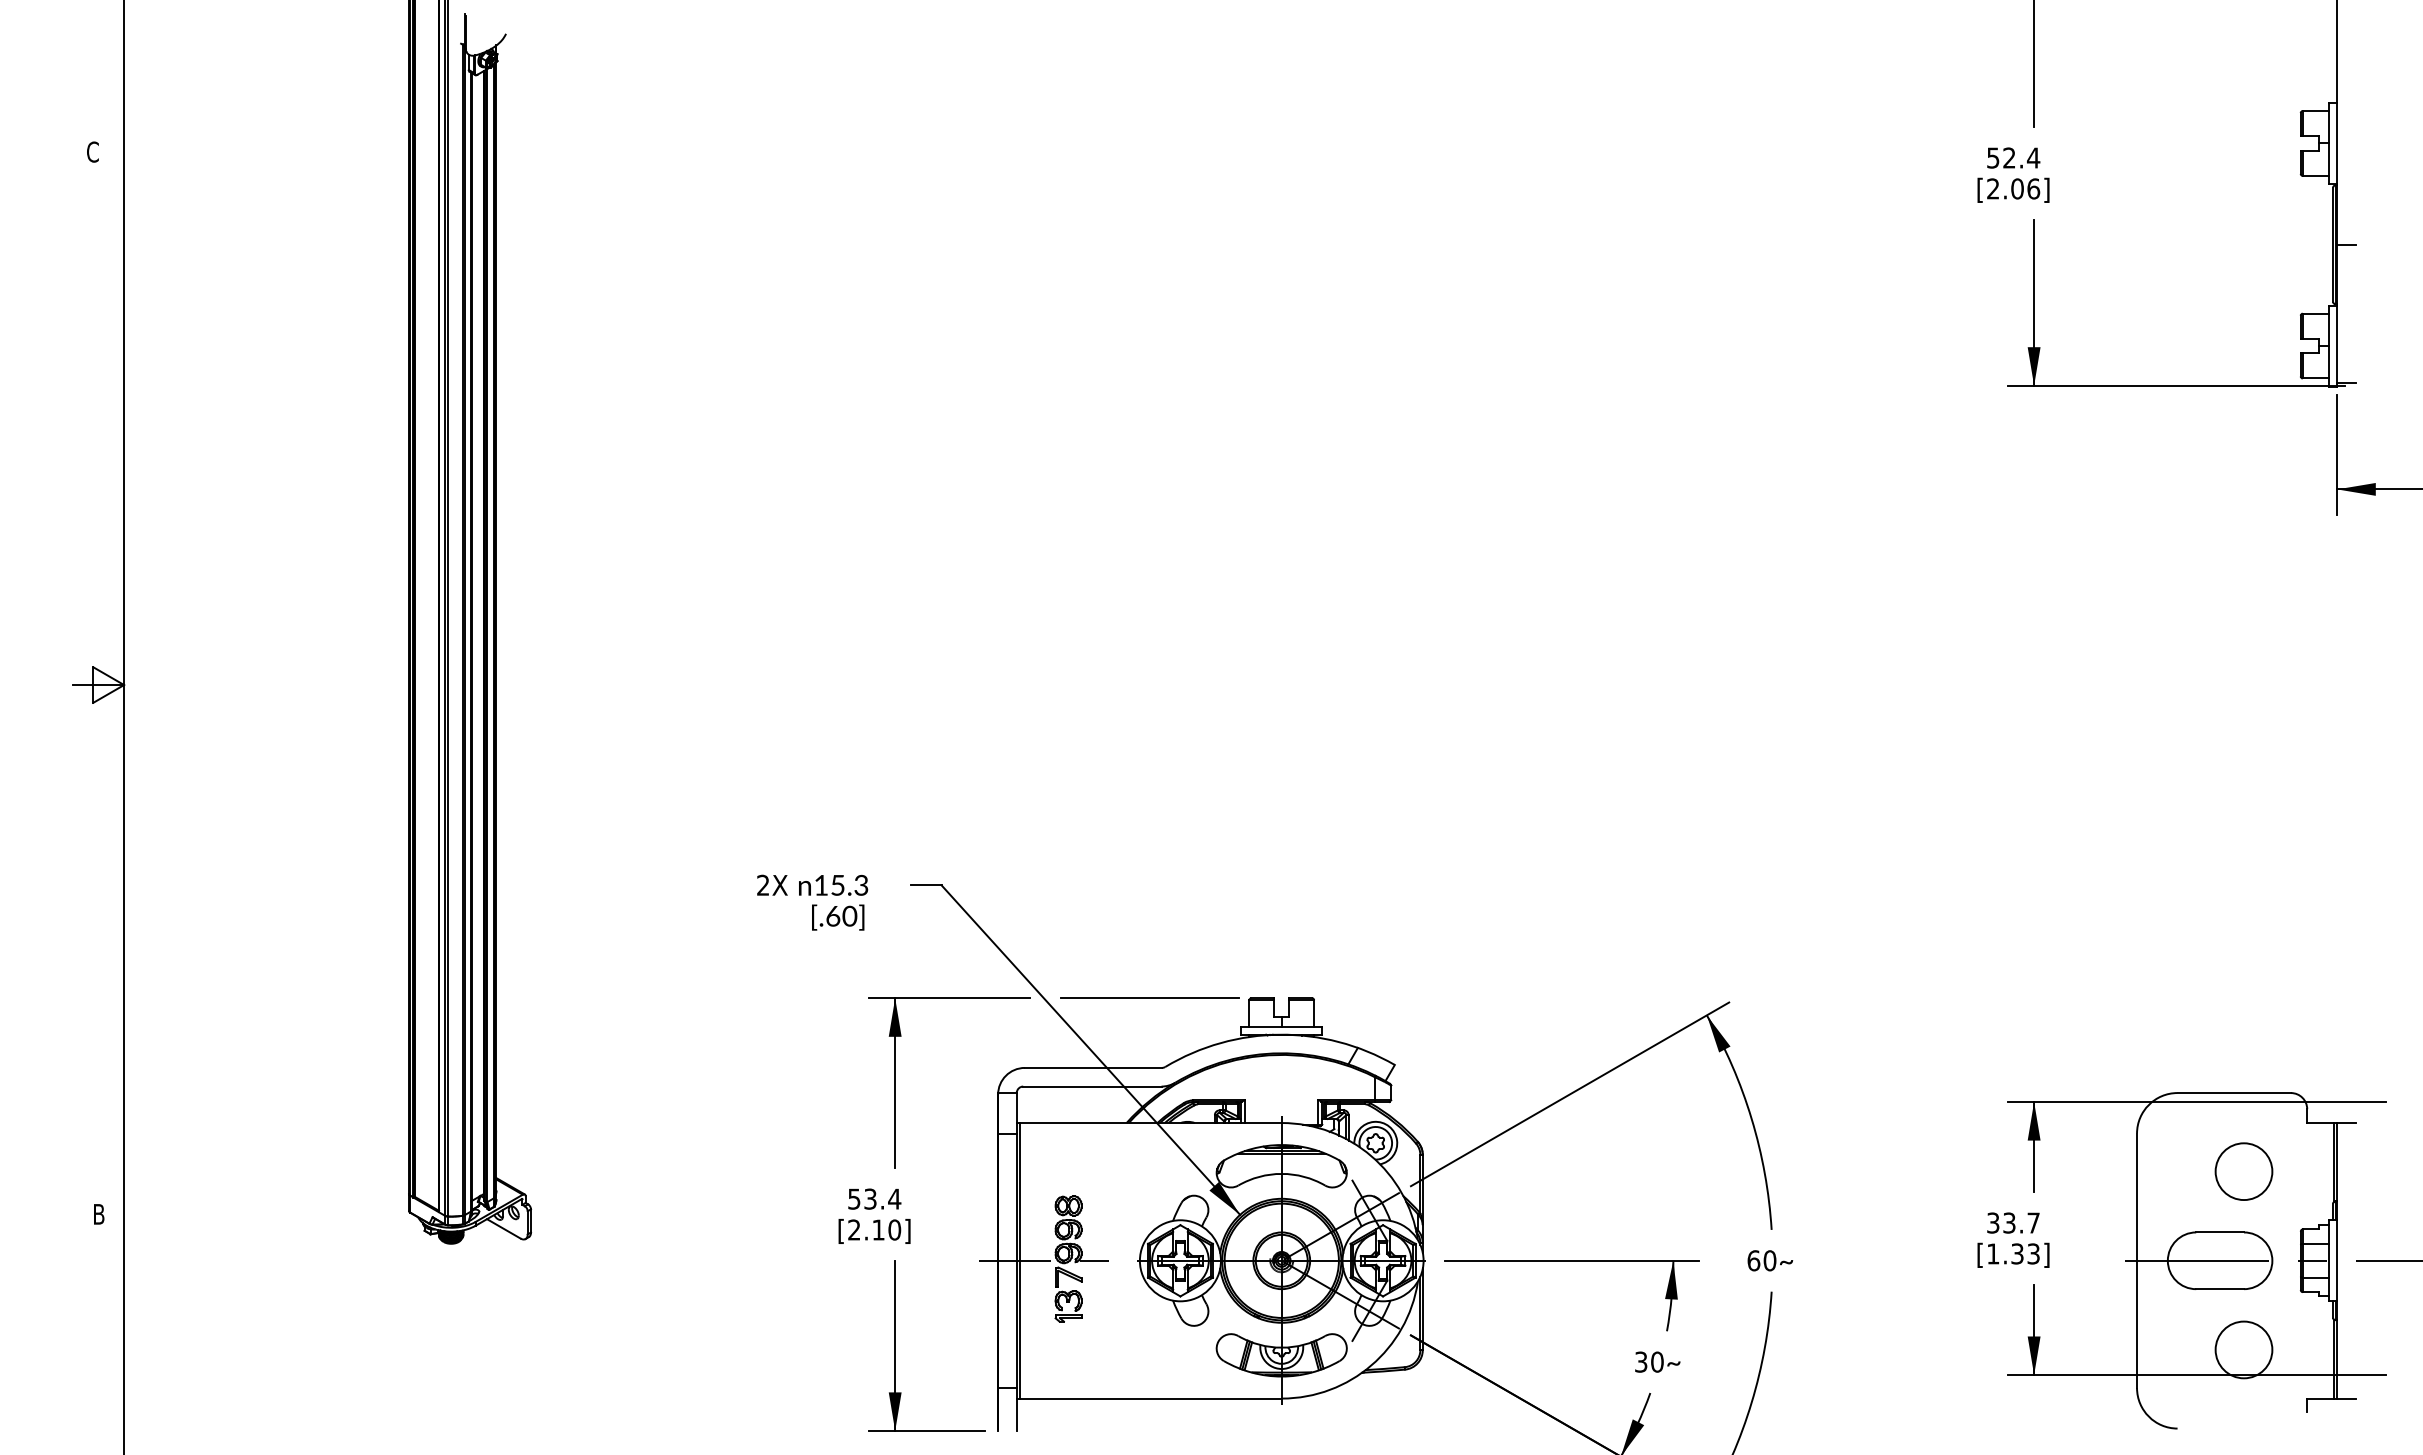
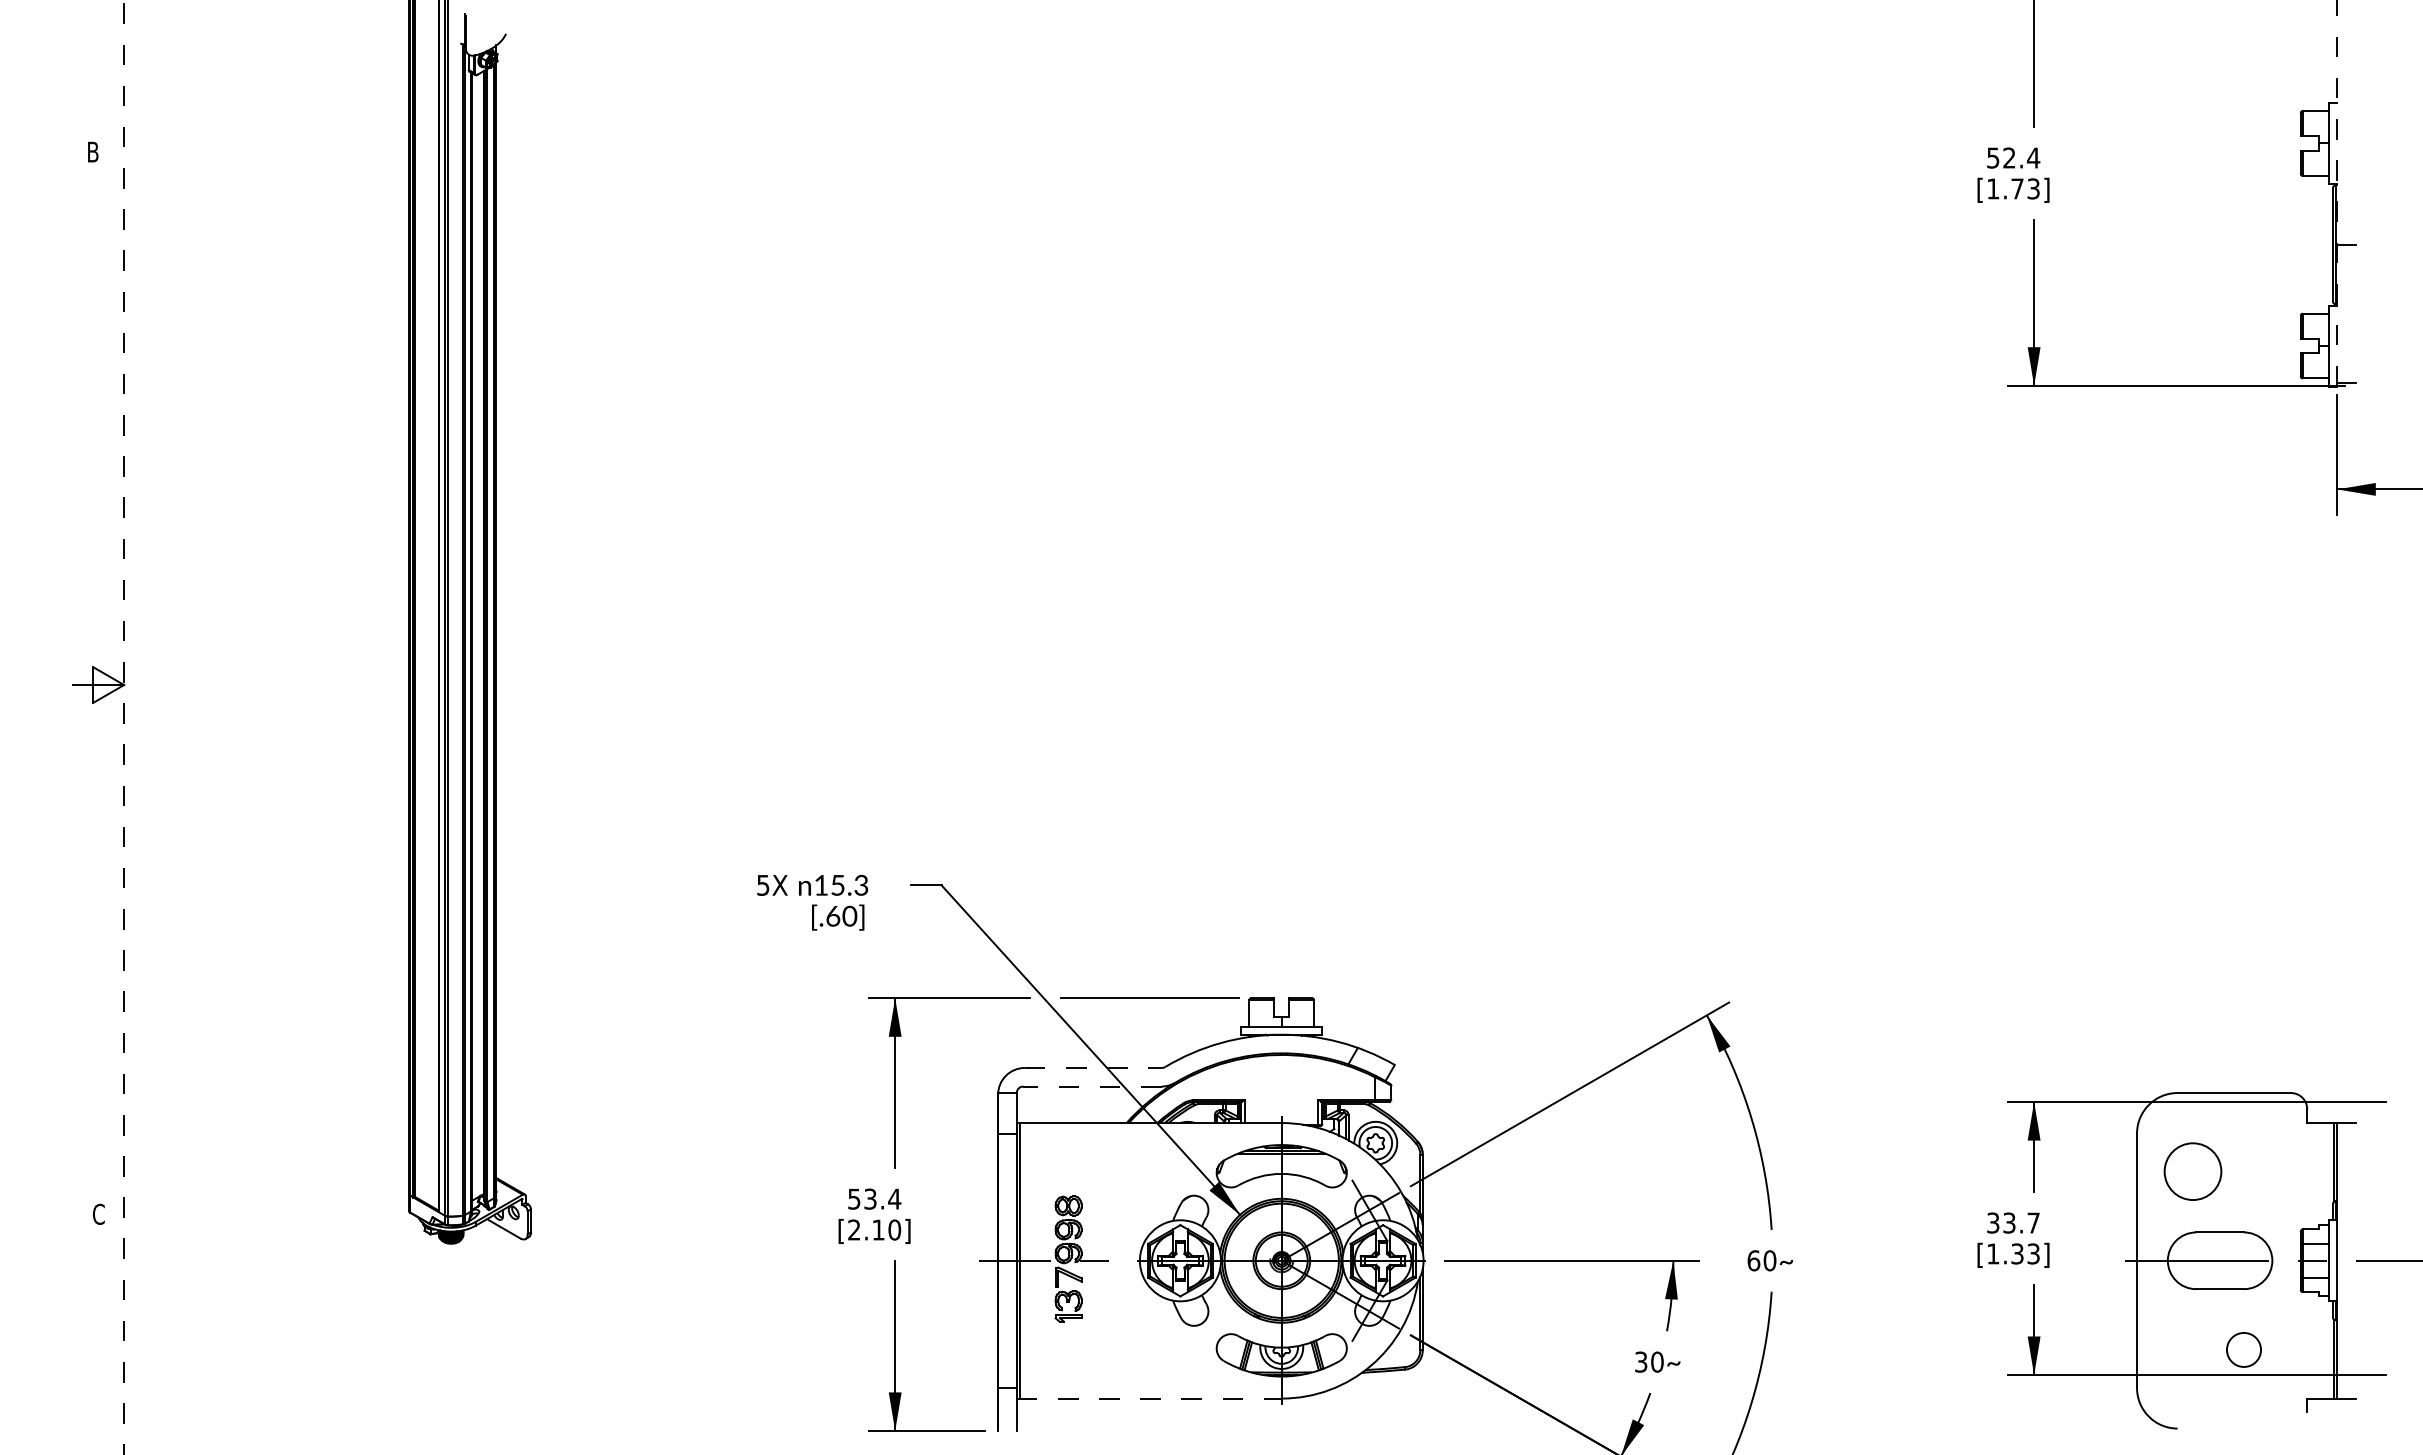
text: C -> B (92, 151)
text: [2.06] -> [1.73] (2013, 188)
line: solid -> dashed (2337, 193)
line: solid -> dashed (124, 728)
text: 2X -> 5X (763, 884)
line: solid -> dashed (1093, 1067)
line: solid -> dashed (1091, 1086)
circle position: (2243, 1171) -> (2192, 1171) (2192, 1171)
text: B -> C (98, 1213)
circle diameter: 57 px -> 34 px (2243, 1349)
line: solid -> dashed (1149, 1398)
